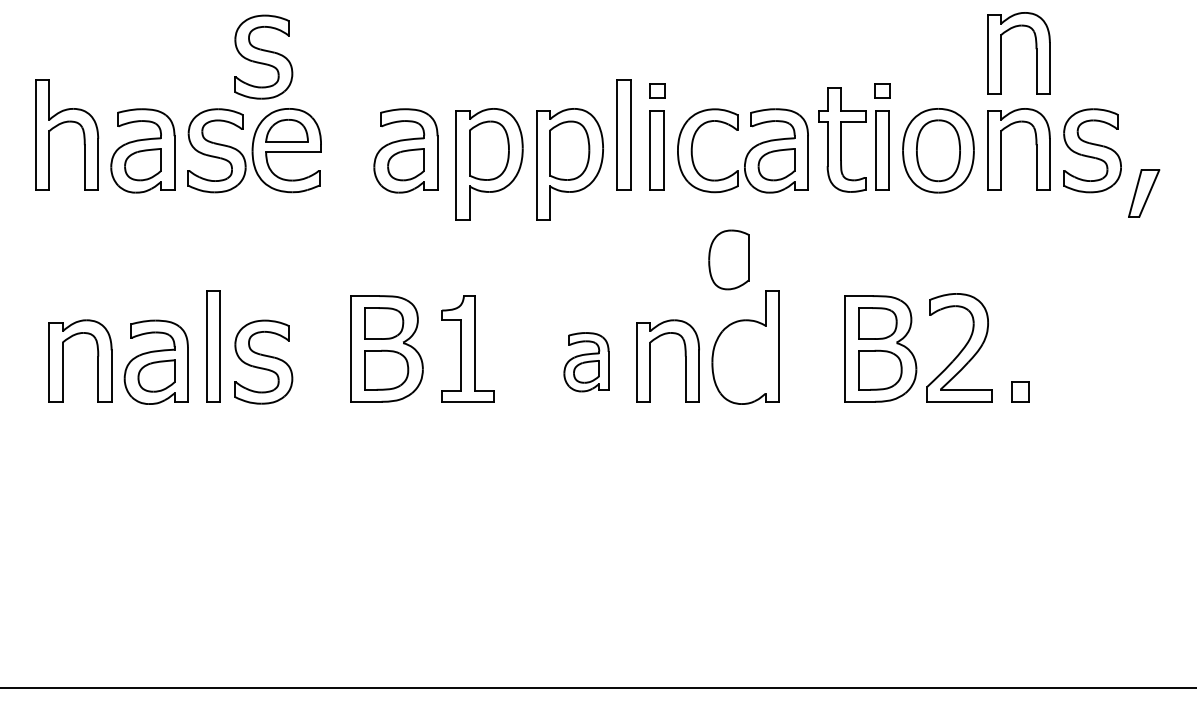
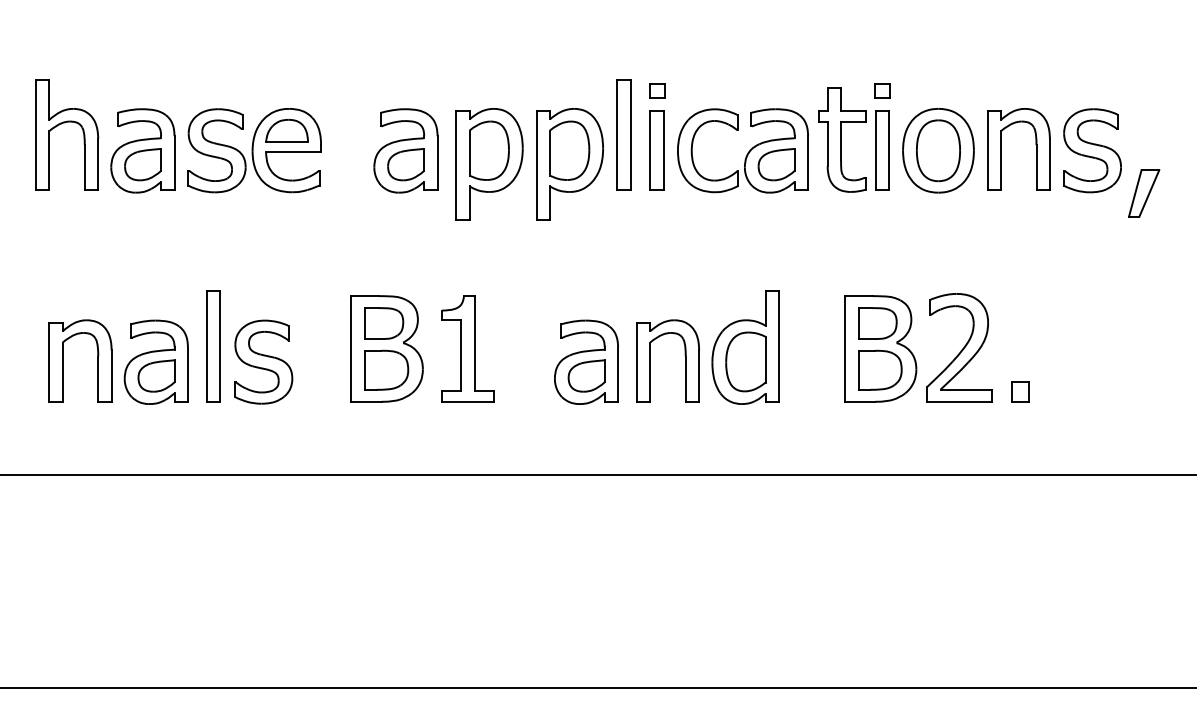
part: present -> none (1001, 53)
part: present -> none (263, 56)
part position: (728, 259) -> (745, 361) (745, 361)
part size: 47x61 px -> 65x86 px (586, 361)
line: none -> present (597, 475)
